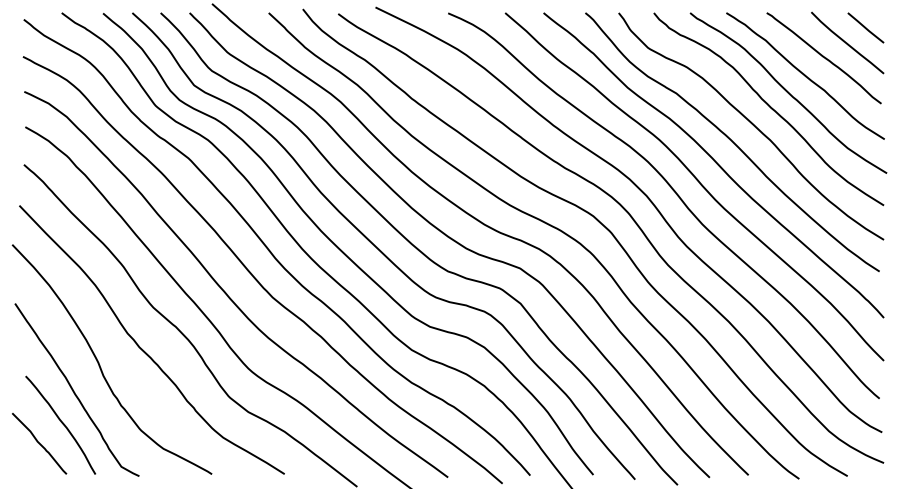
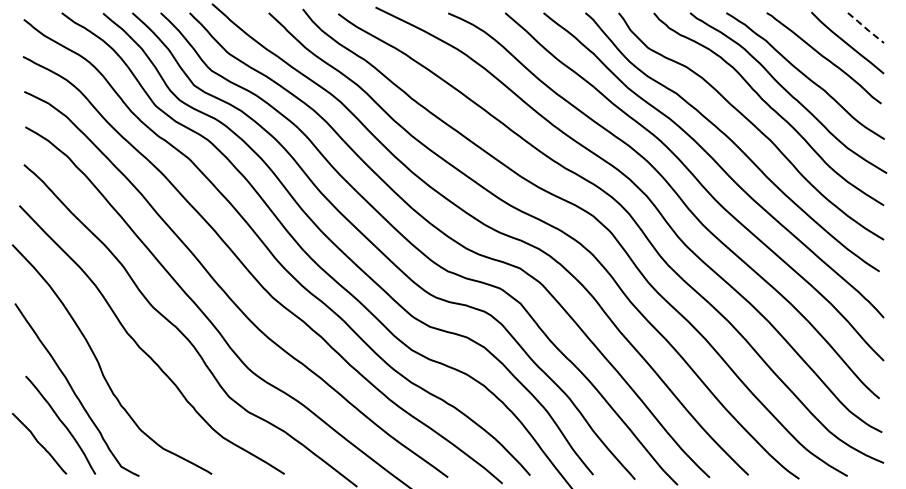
line: solid -> dashed (866, 28)
